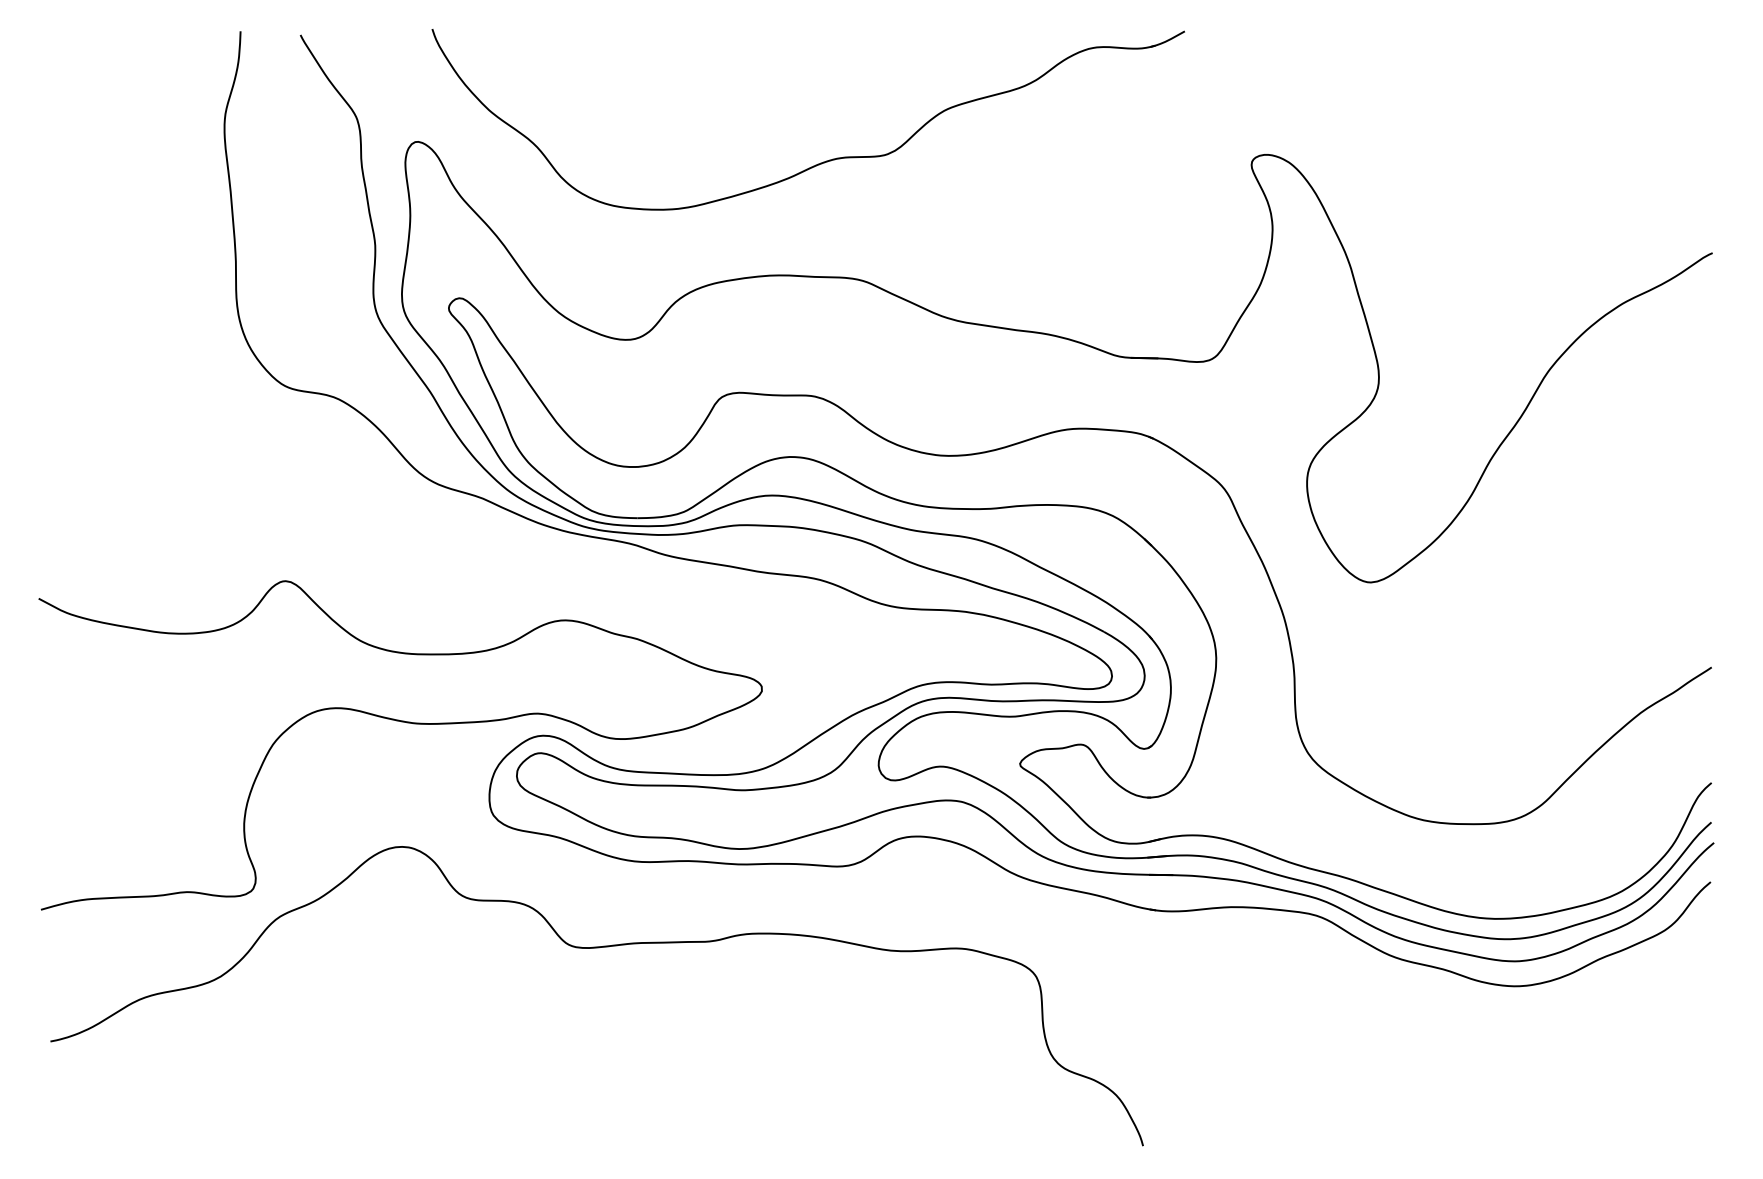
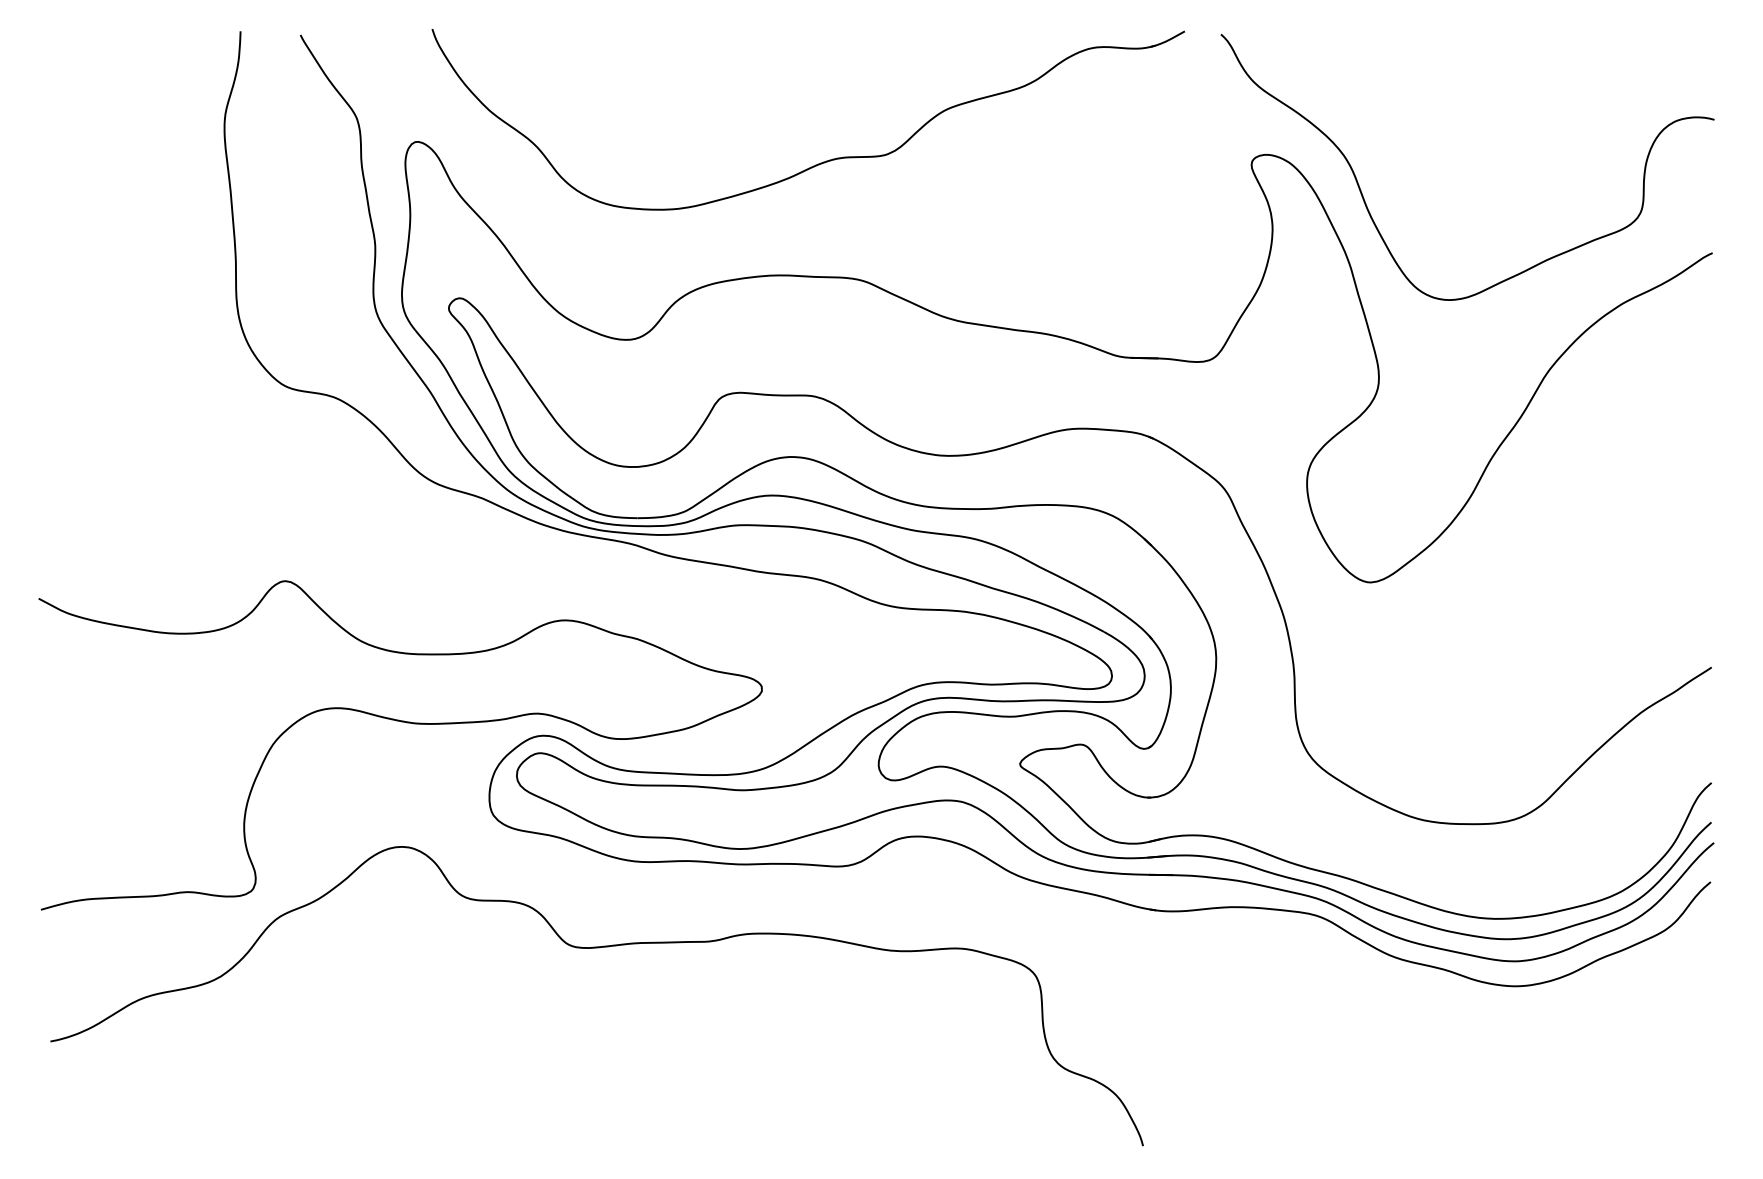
curve: none -> present (1369, 210)
